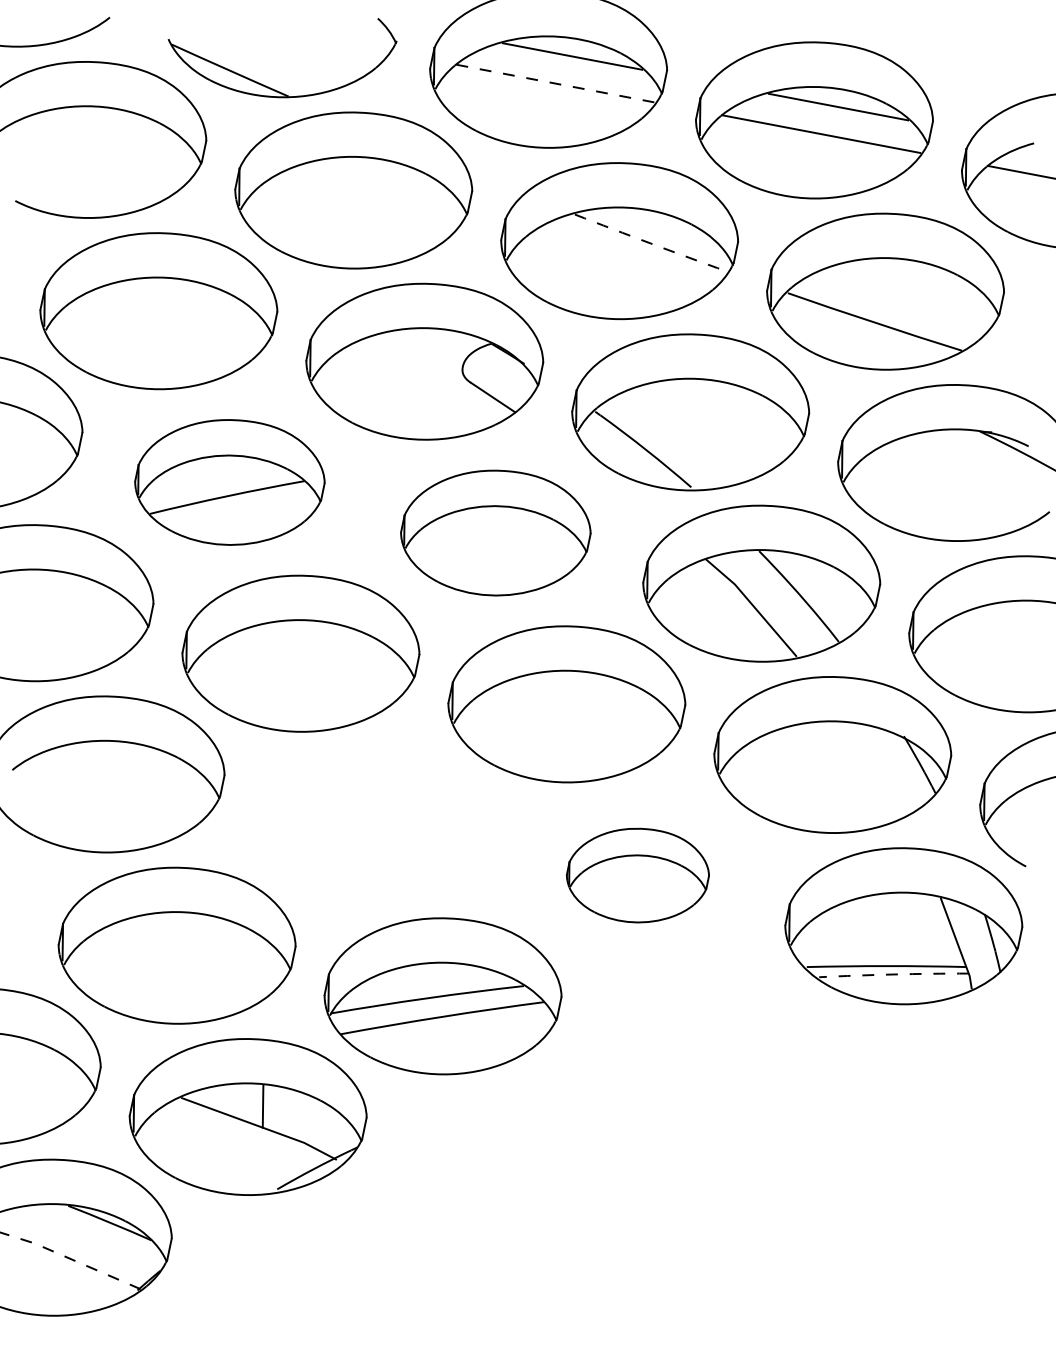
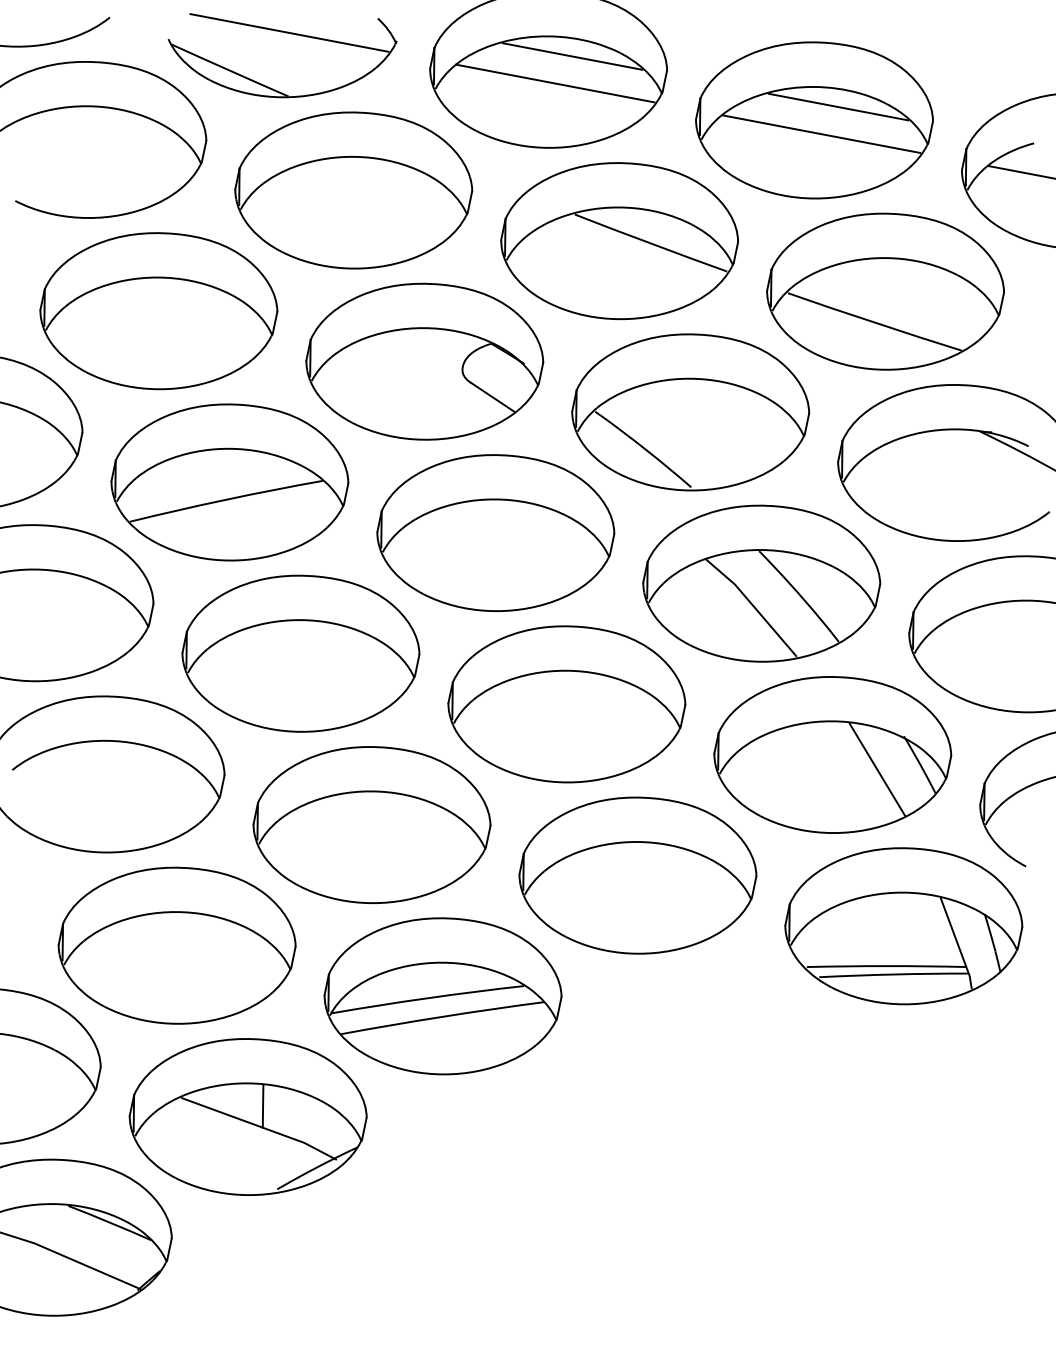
line: none -> present (289, 32)
line: dashed -> solid (555, 83)
arc: dashed -> solid (650, 243)
part size: 192x127 px -> 240x159 px (229, 482)
part size: 192x128 px -> 240x158 px (495, 532)
line: none -> present (876, 769)
part: none -> present (371, 824)
part size: 145x97 px -> 240x159 px (637, 875)
arc: dashed -> solid (894, 974)
line: dashed -> solid (70, 1259)
